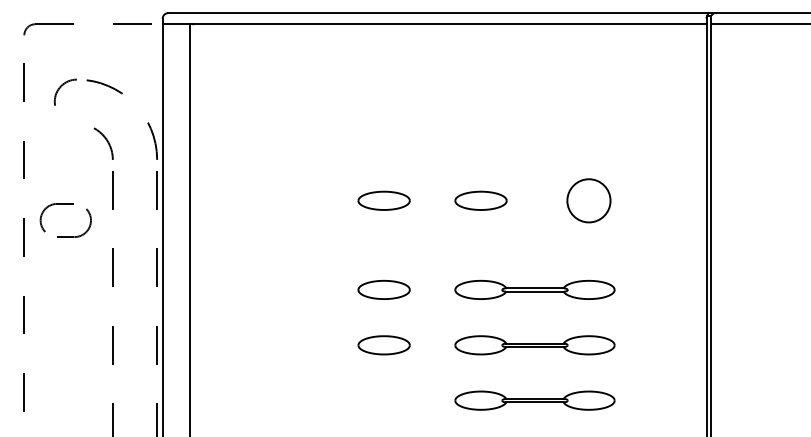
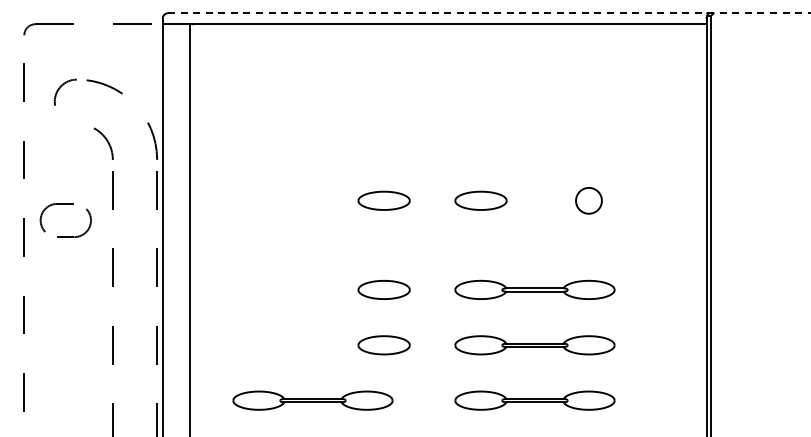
line: solid -> dashed (489, 13)
line: present -> none (758, 24)
circle diameter: 43 px -> 26 px (588, 200)
part: none -> present (312, 400)
